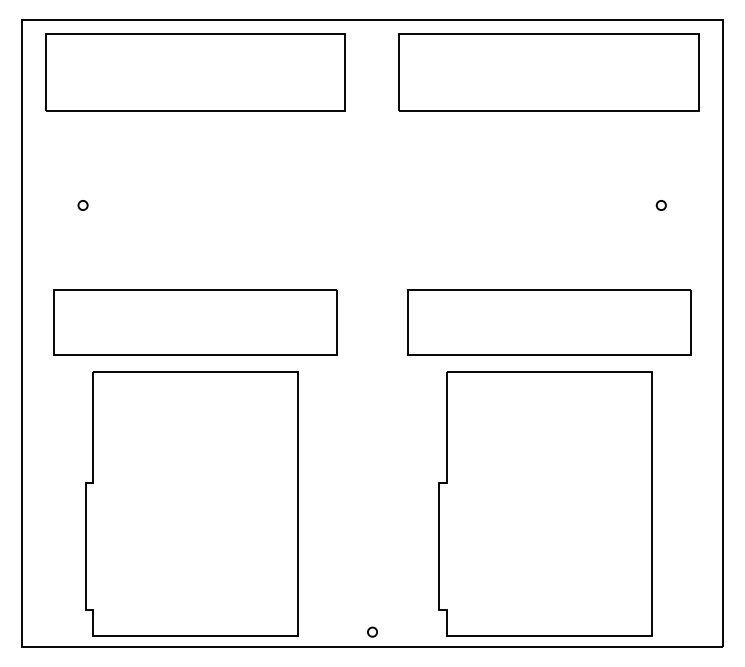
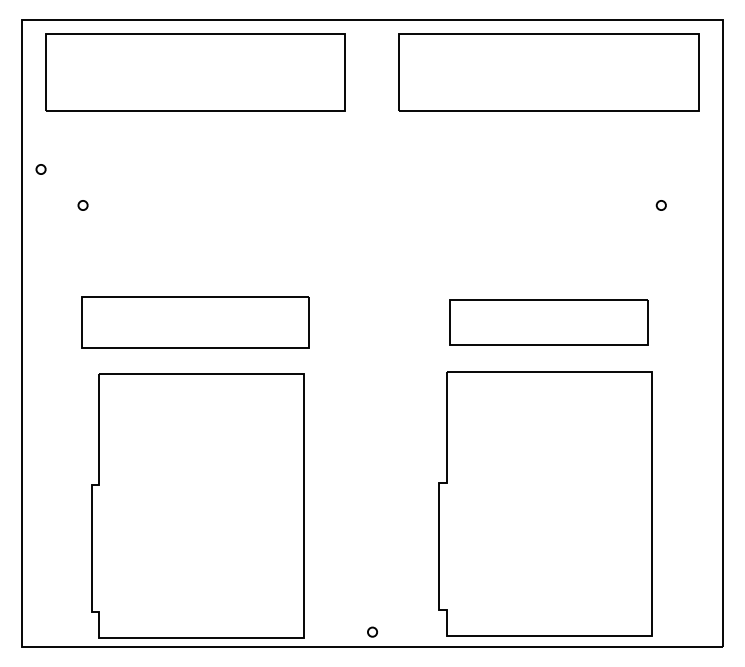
circle: none -> present (40, 169)
part size: 285x67 px -> 229x53 px (195, 322)
part size: 285x67 px -> 200x47 px (548, 322)
part position: (191, 503) -> (197, 505) (197, 505)
